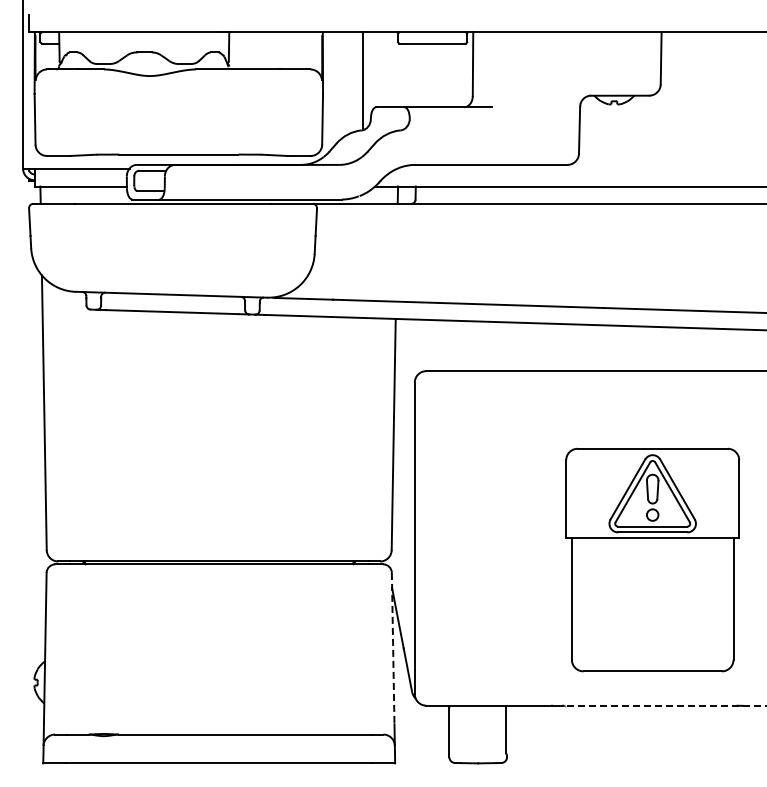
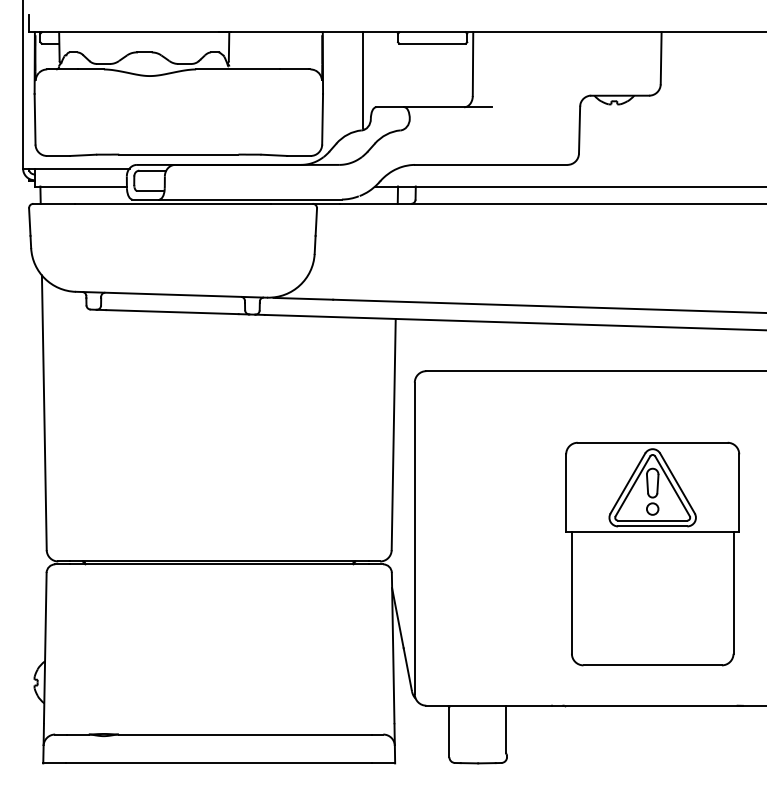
part position: (652, 559) -> (652, 553) (652, 553)
line: dashed -> solid (393, 648)
line: dashed -> solid (665, 705)
